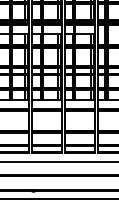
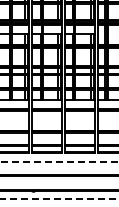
line: solid -> dashed (59, 162)
line: solid -> dashed (59, 199)
